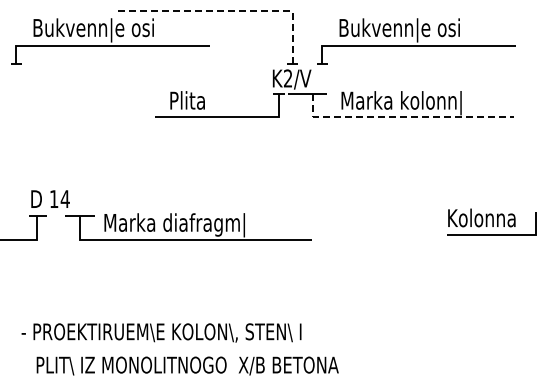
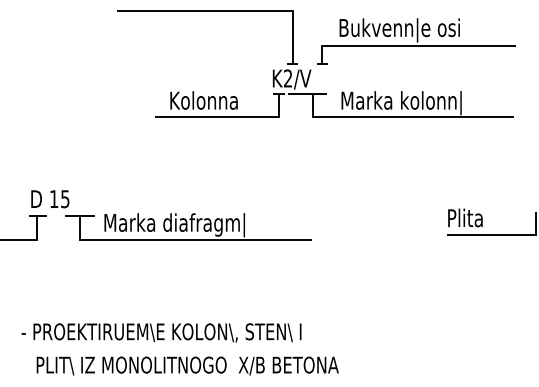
line: dashed -> solid (231, 11)
part: present -> none (110, 41)
text: Plita -> Kolonna (204, 100)
line: dashed -> solid (401, 117)
text: 14 -> 15 (64, 199)
text: Kolonna -> Plita (482, 217)
